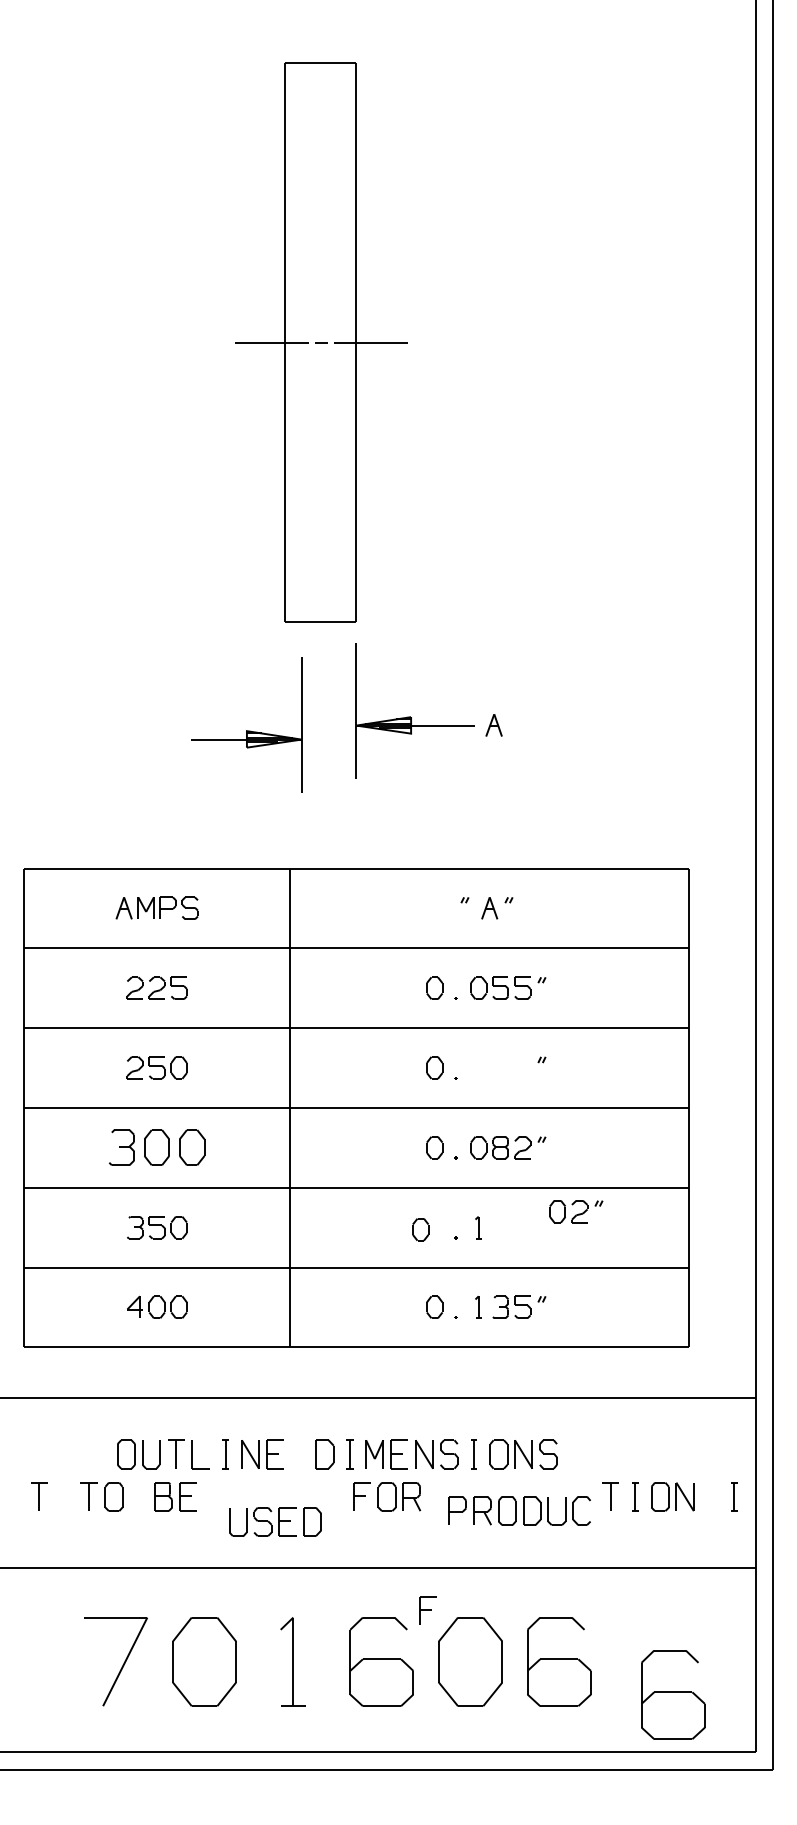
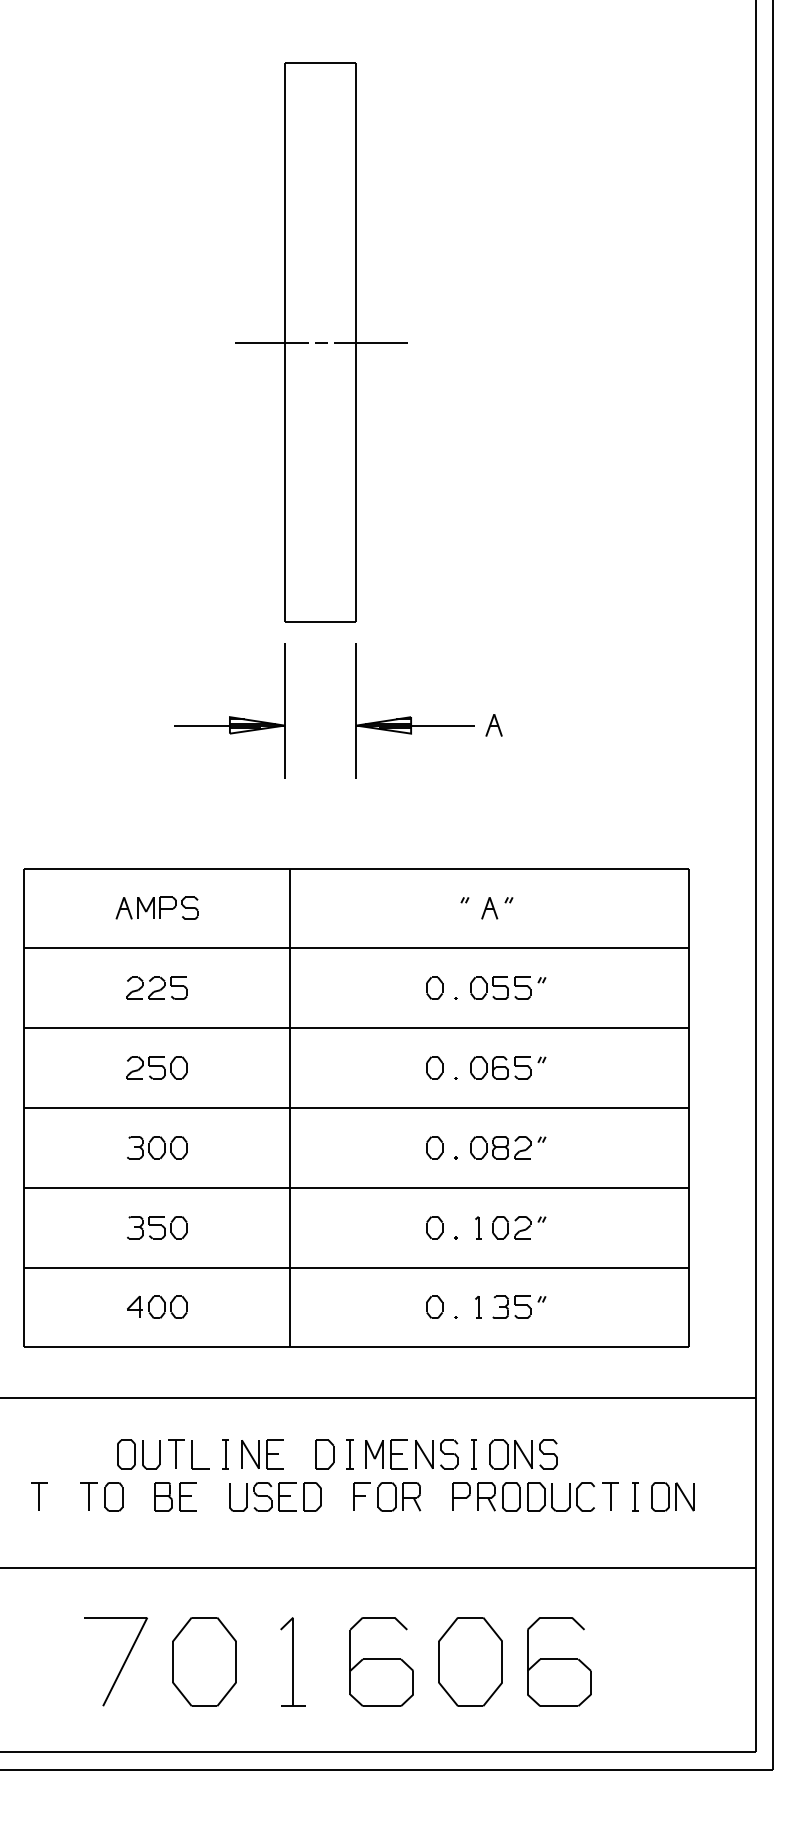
part position: (246, 724) -> (229, 710) (229, 710)
part: none -> present (500, 1067)
part size: 98x37 px -> 61x24 px (157, 1147)
part position: (576, 1211) -> (519, 1227) (519, 1227)
part position: (420, 1229) -> (434, 1227) (434, 1227)
part: present -> none (734, 1496)
part position: (519, 1510) -> (523, 1496) (523, 1496)
part position: (275, 1521) -> (275, 1496) (275, 1496)
part: present -> none (427, 1610)
part: present -> none (673, 1694)
